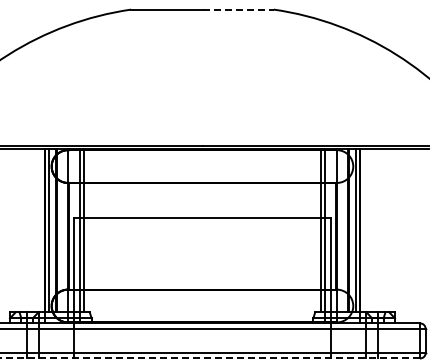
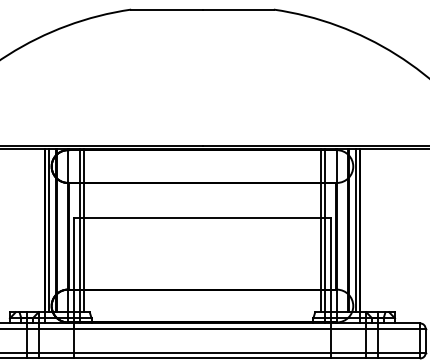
line: dashed -> solid (238, 9)
line: dashed -> solid (210, 358)
